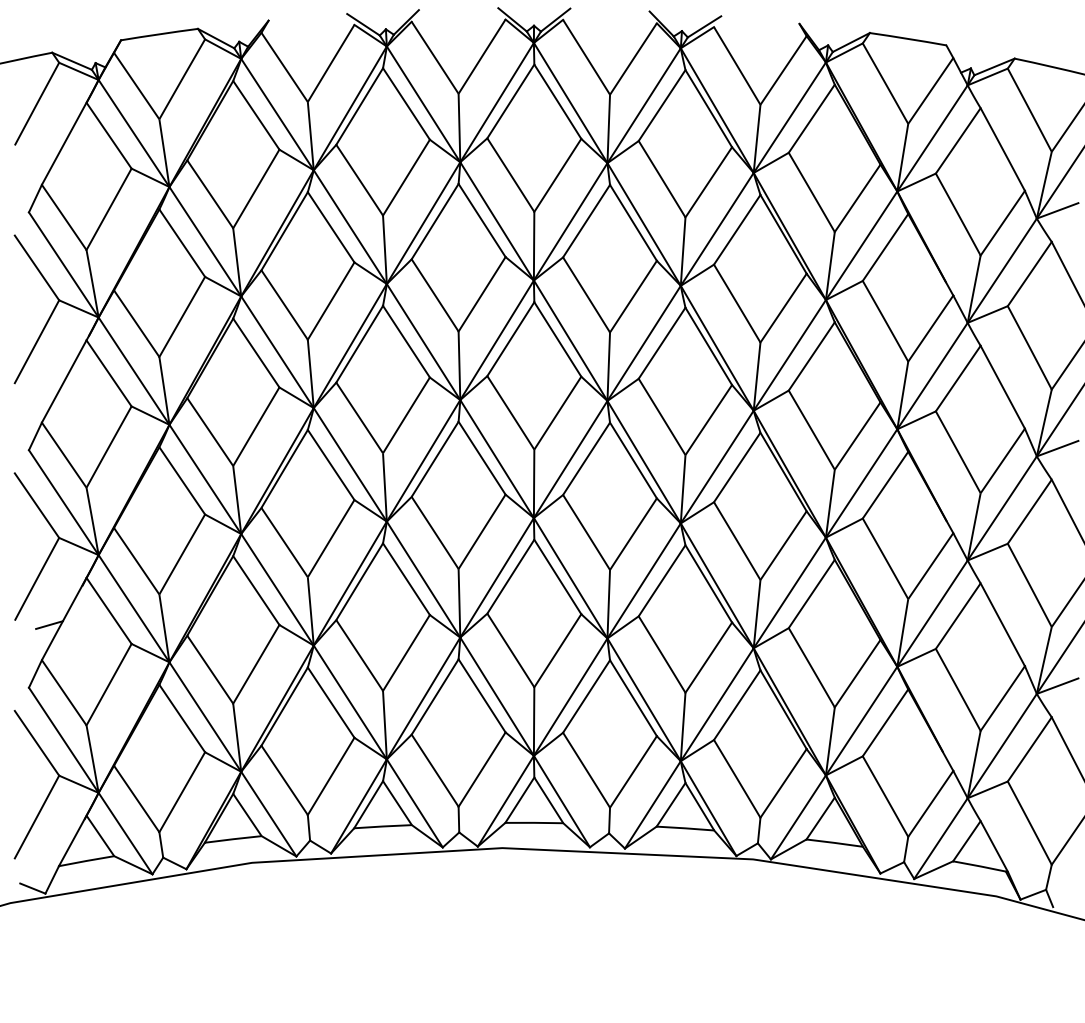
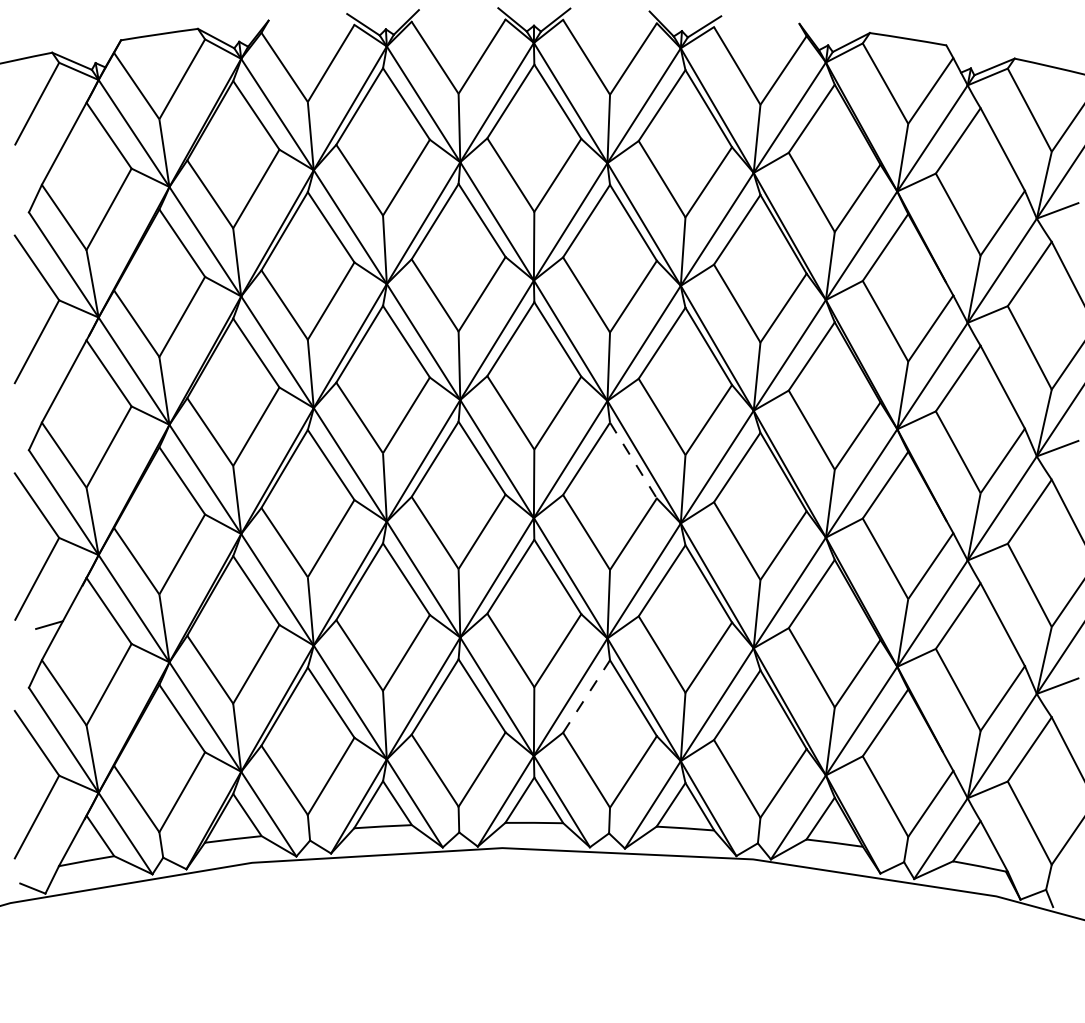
line: solid -> dashed (633, 460)
line: solid -> dashed (586, 696)
